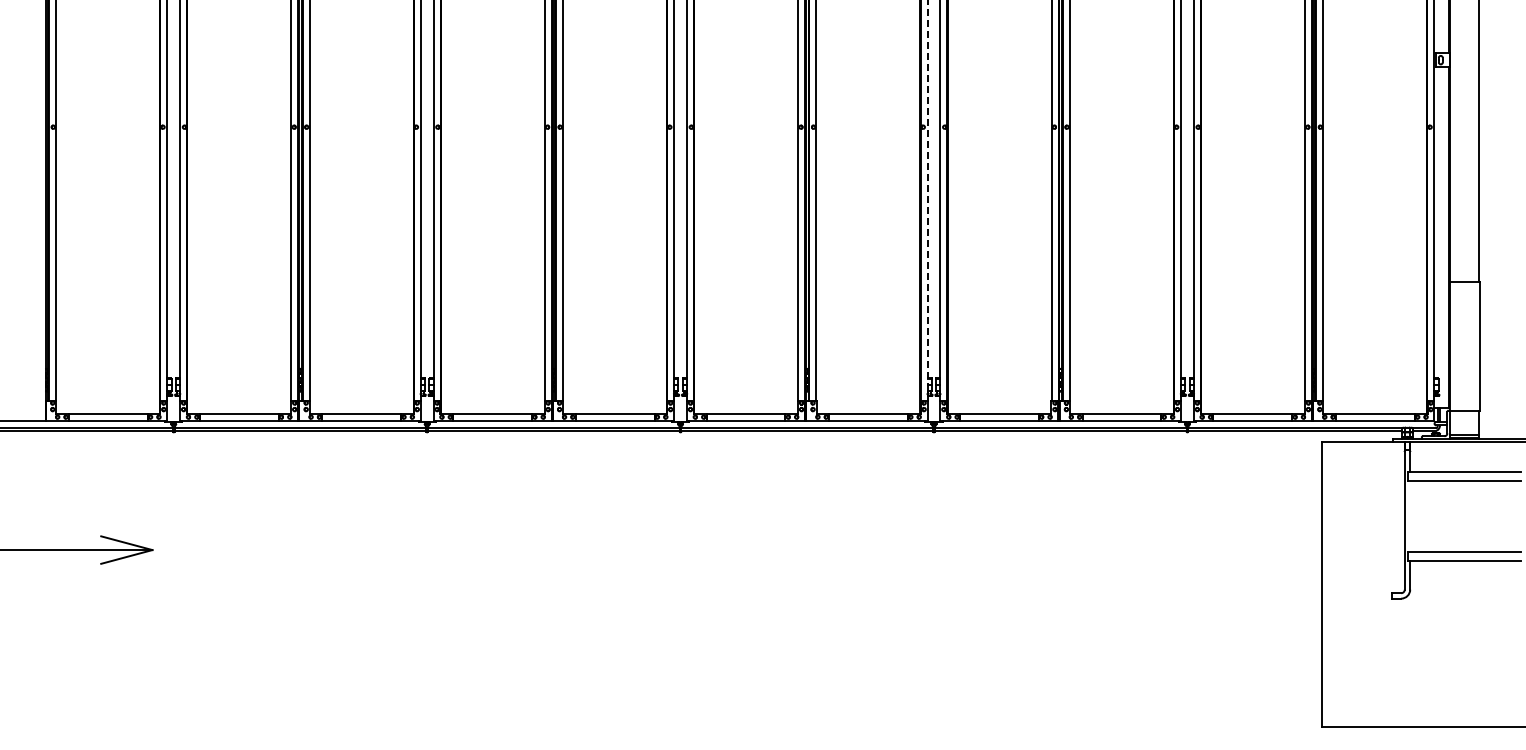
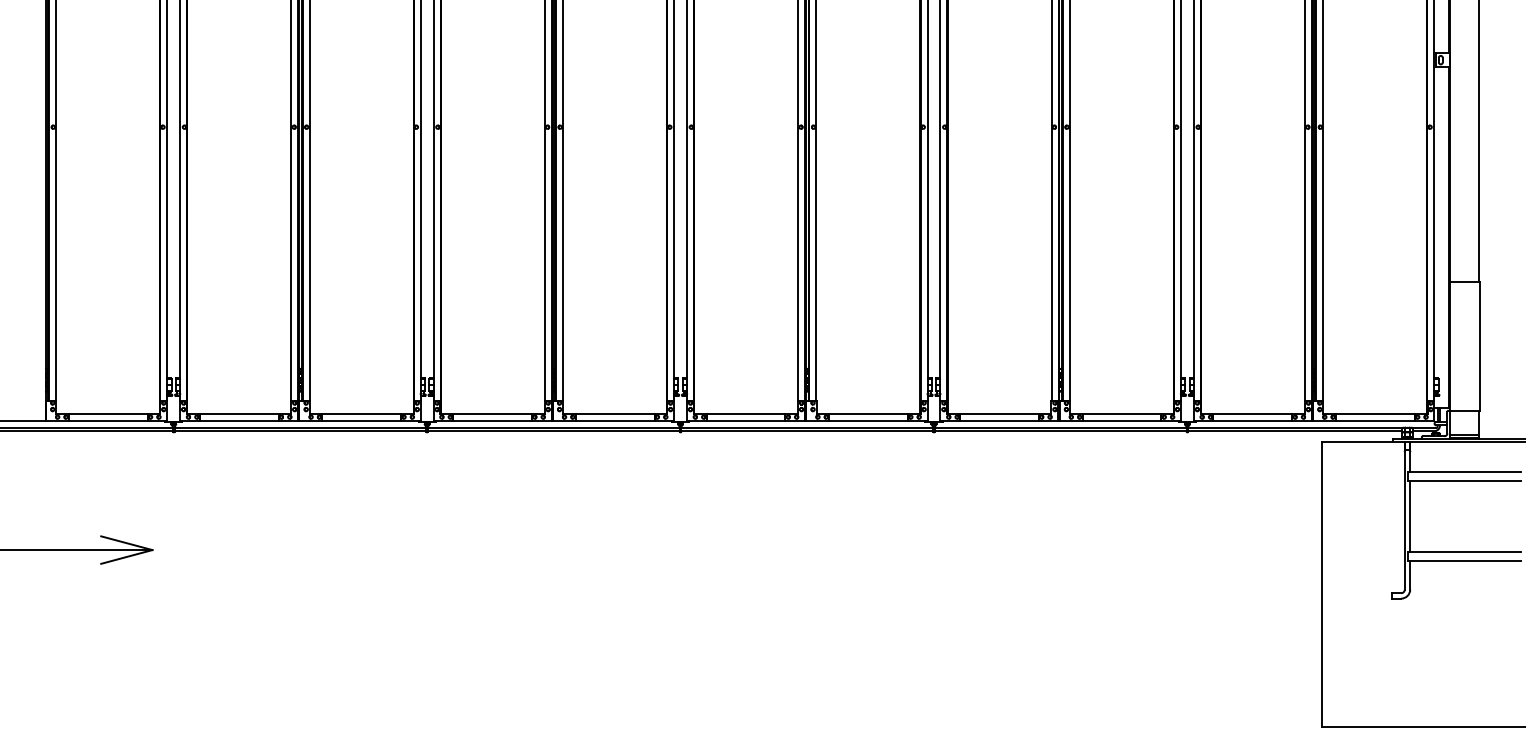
line: dashed -> solid (927, 200)
line: none -> present (1410, 516)
